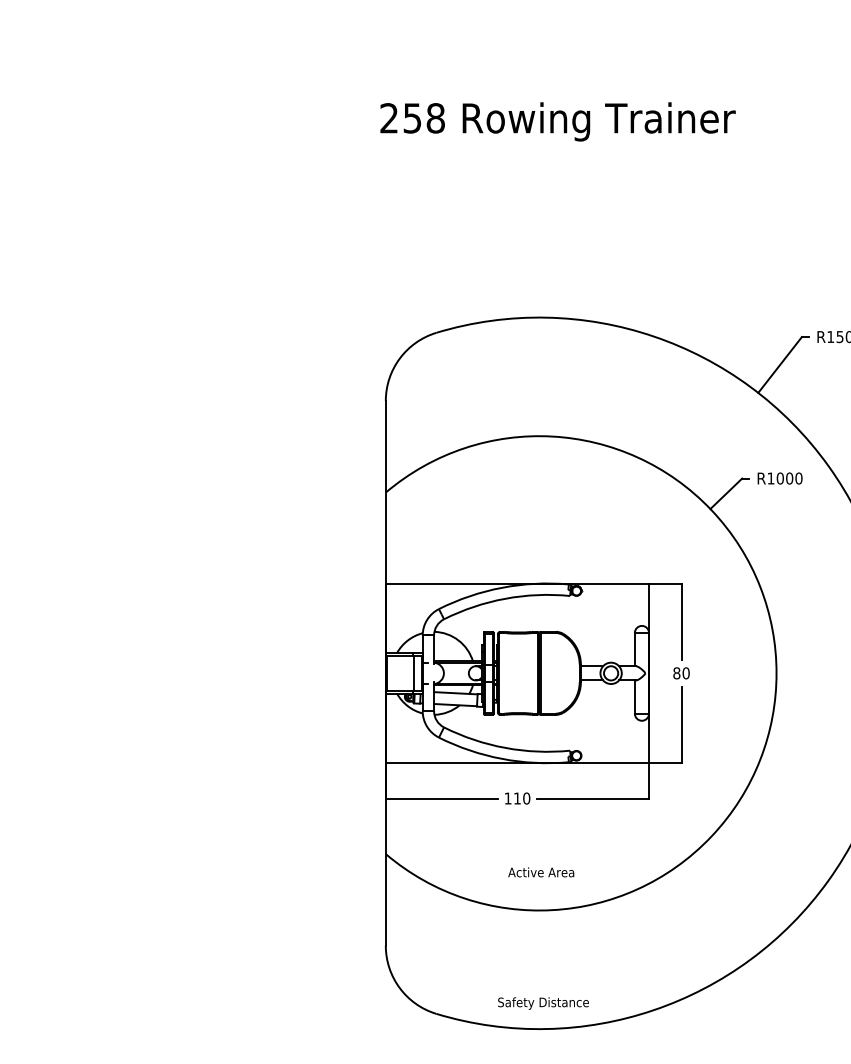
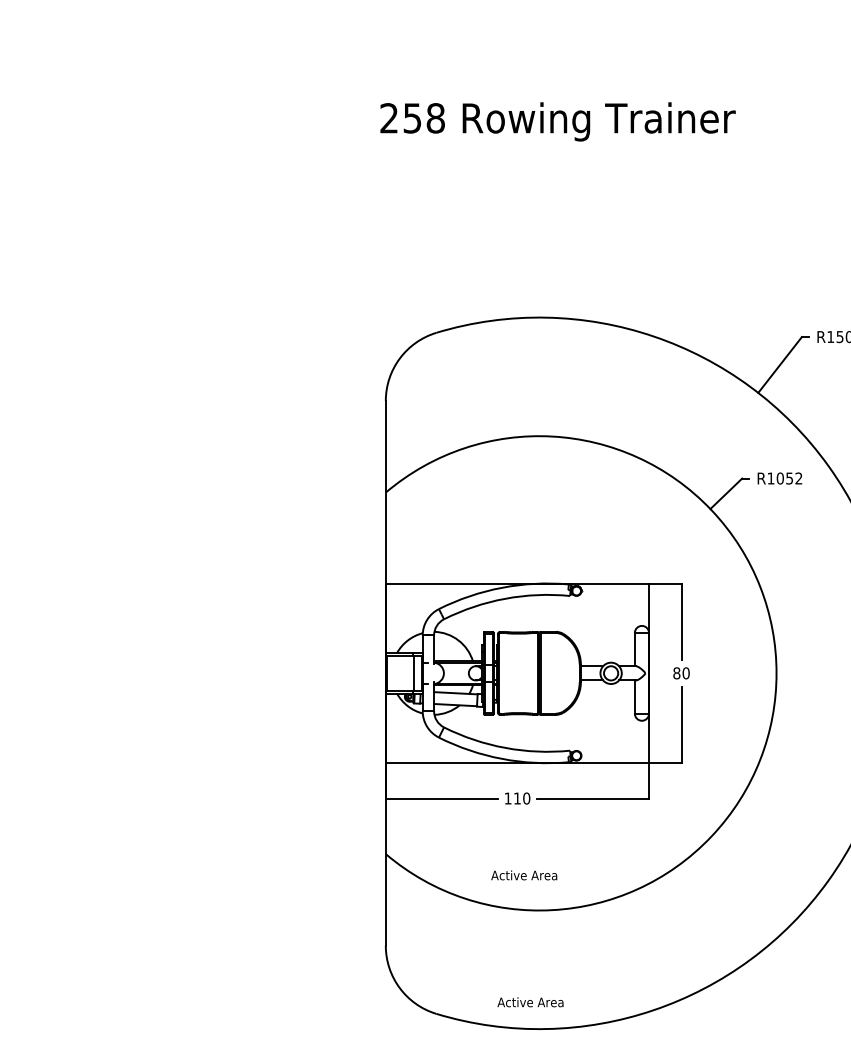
text: R1000 -> R1052 (794, 478)
text position: (541, 872) -> (524, 875) (524, 875)
text: Safety Distance -> Active Area (542, 1003)
